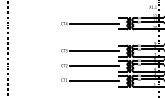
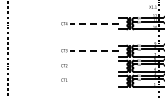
line: solid -> dashed (94, 23)
line: solid -> dashed (94, 51)
line: present -> none (94, 66)
line: present -> none (94, 81)
